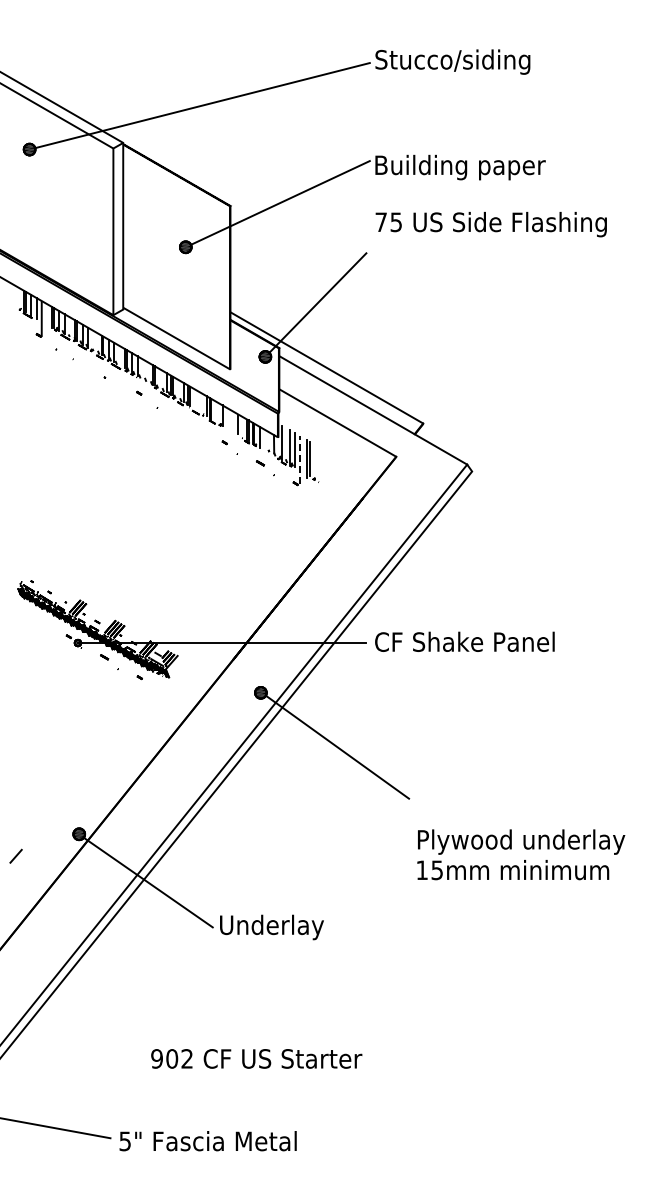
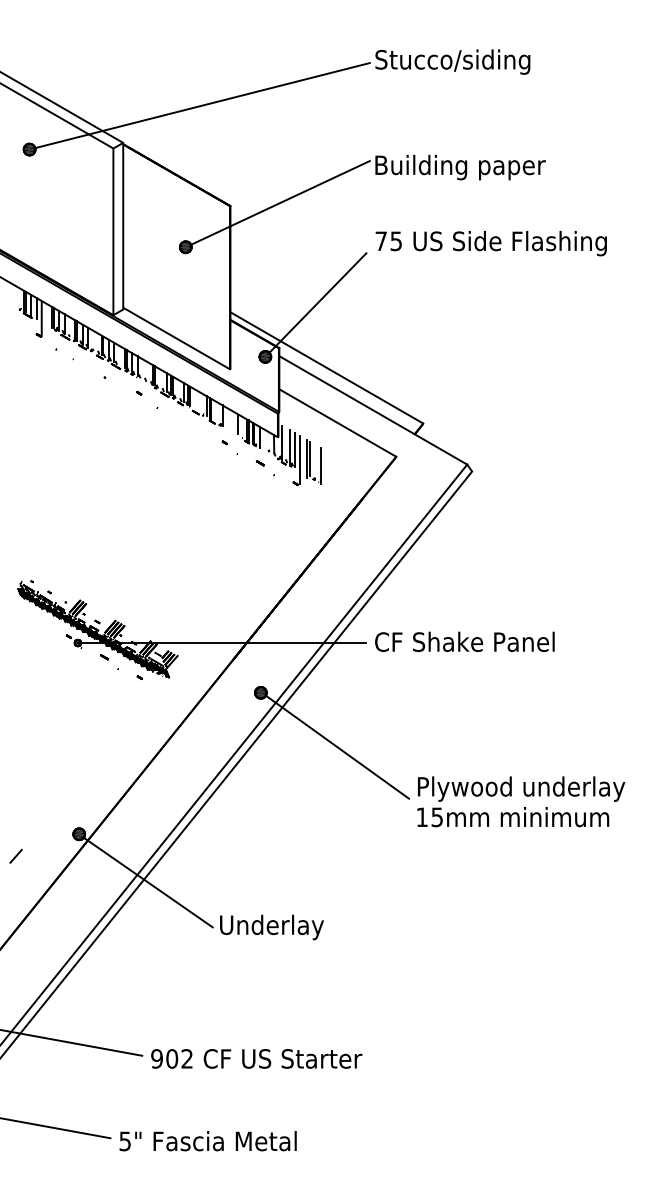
text position: (490, 224) -> (490, 243) (490, 243)
line: dashed -> solid (299, 459)
line: none -> present (321, 466)
text position: (521, 854) -> (521, 801) (521, 801)
line: none -> present (72, 1042)
